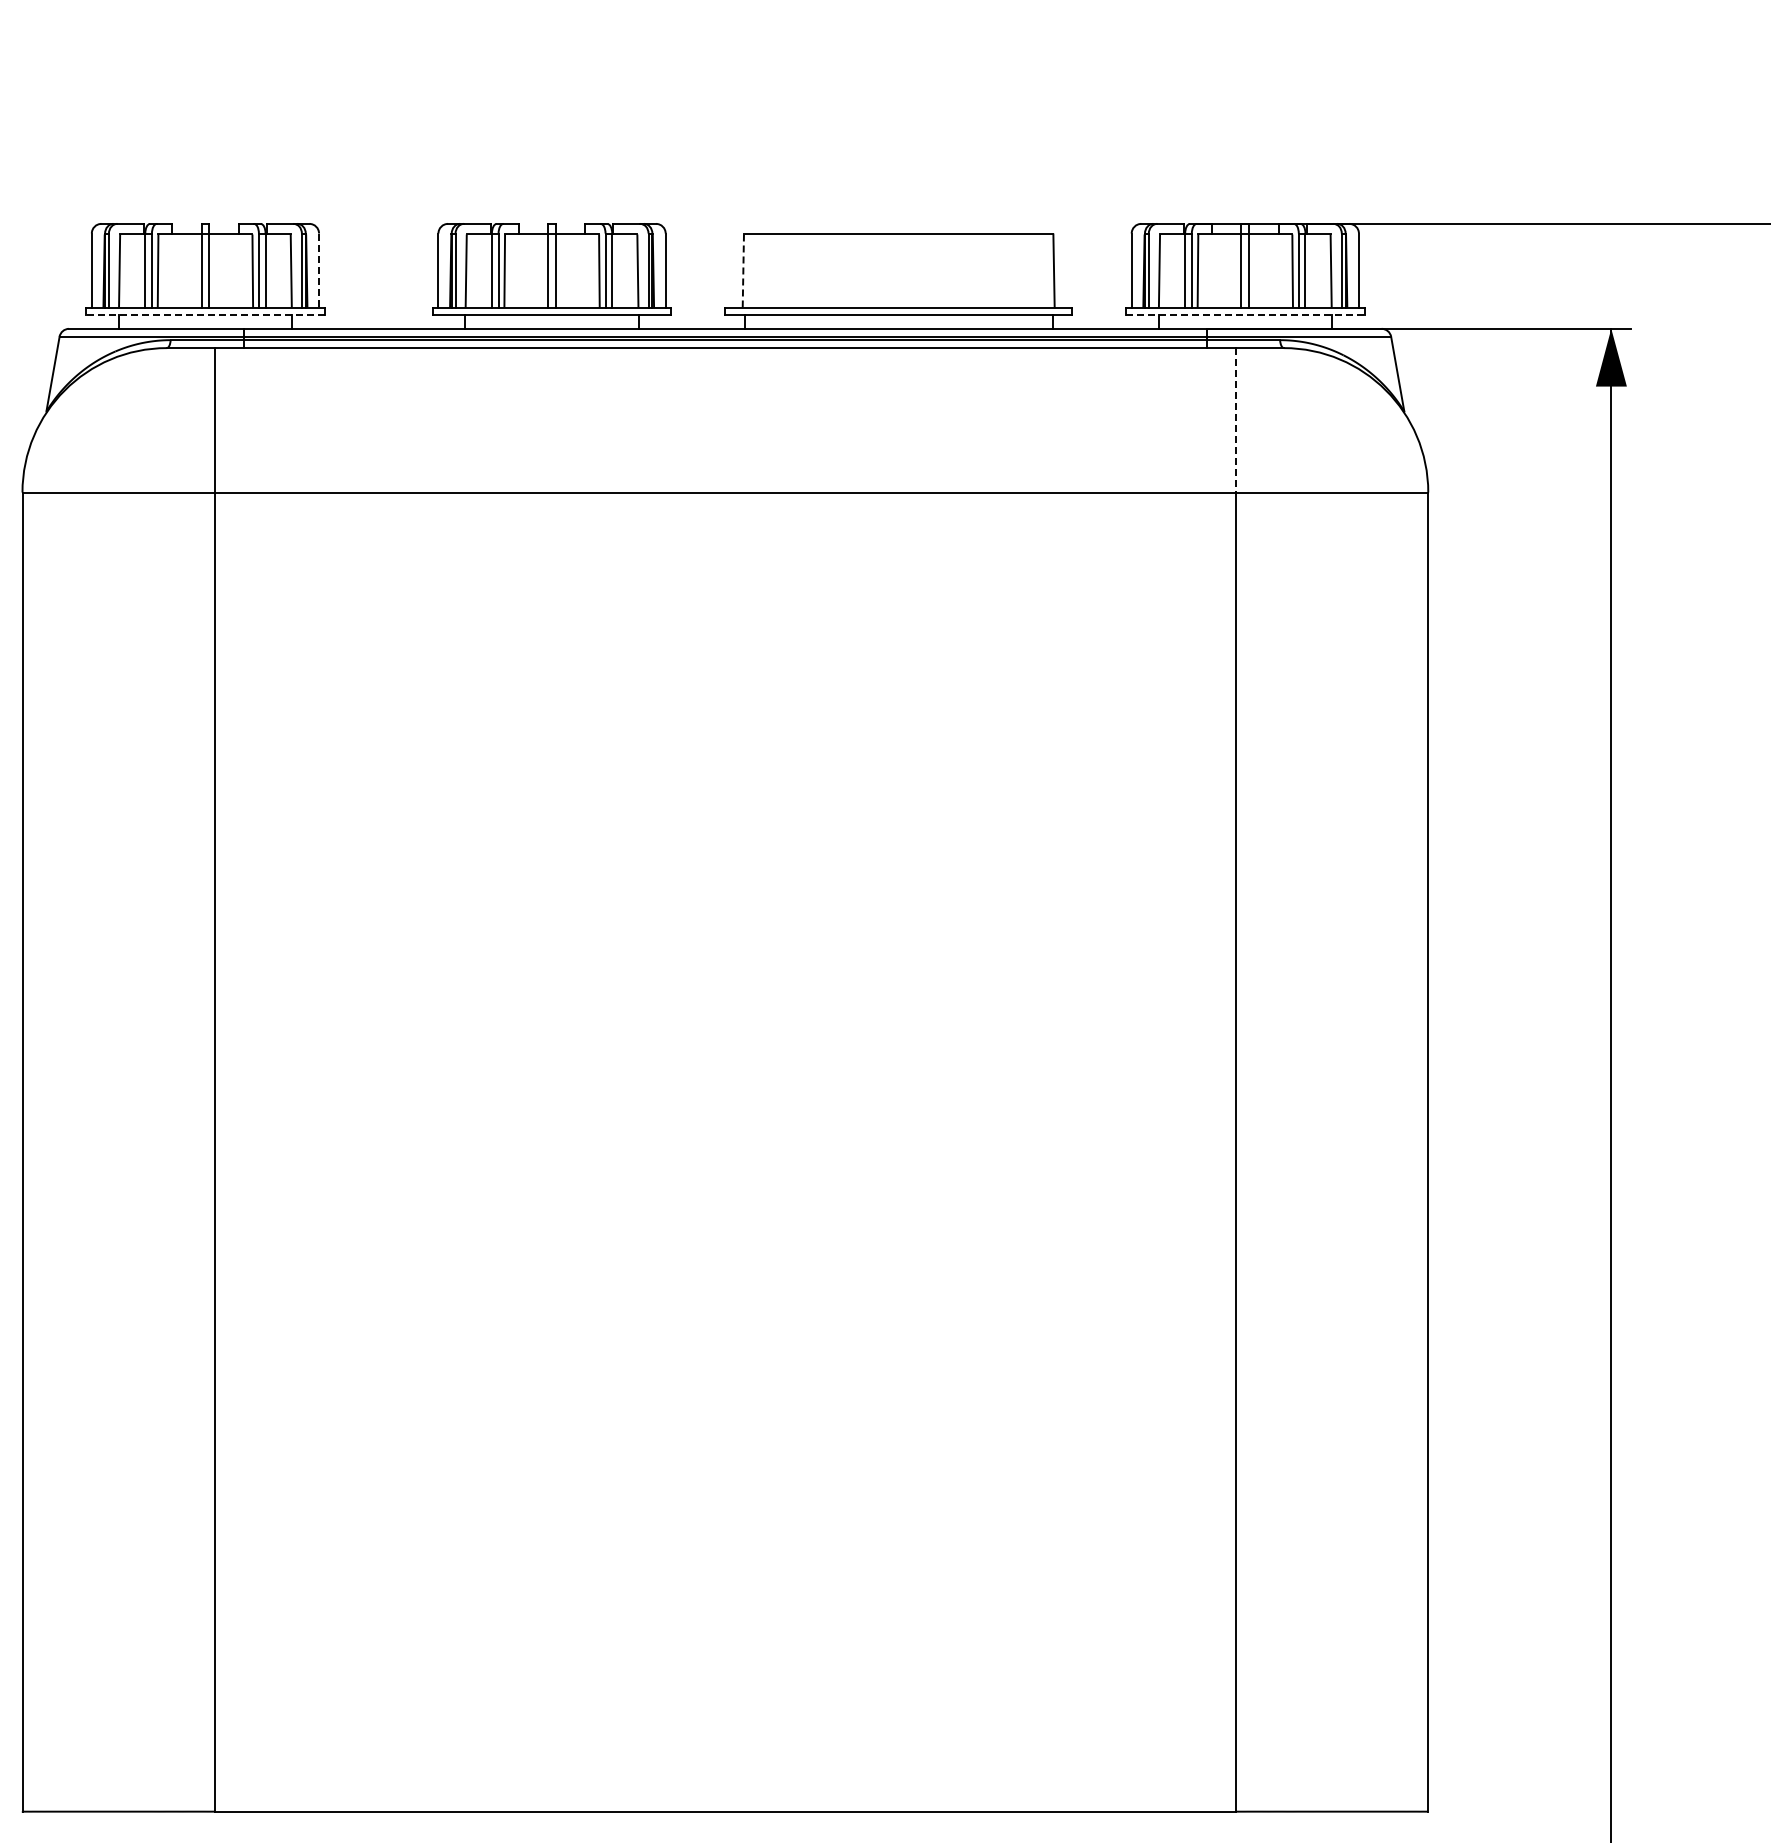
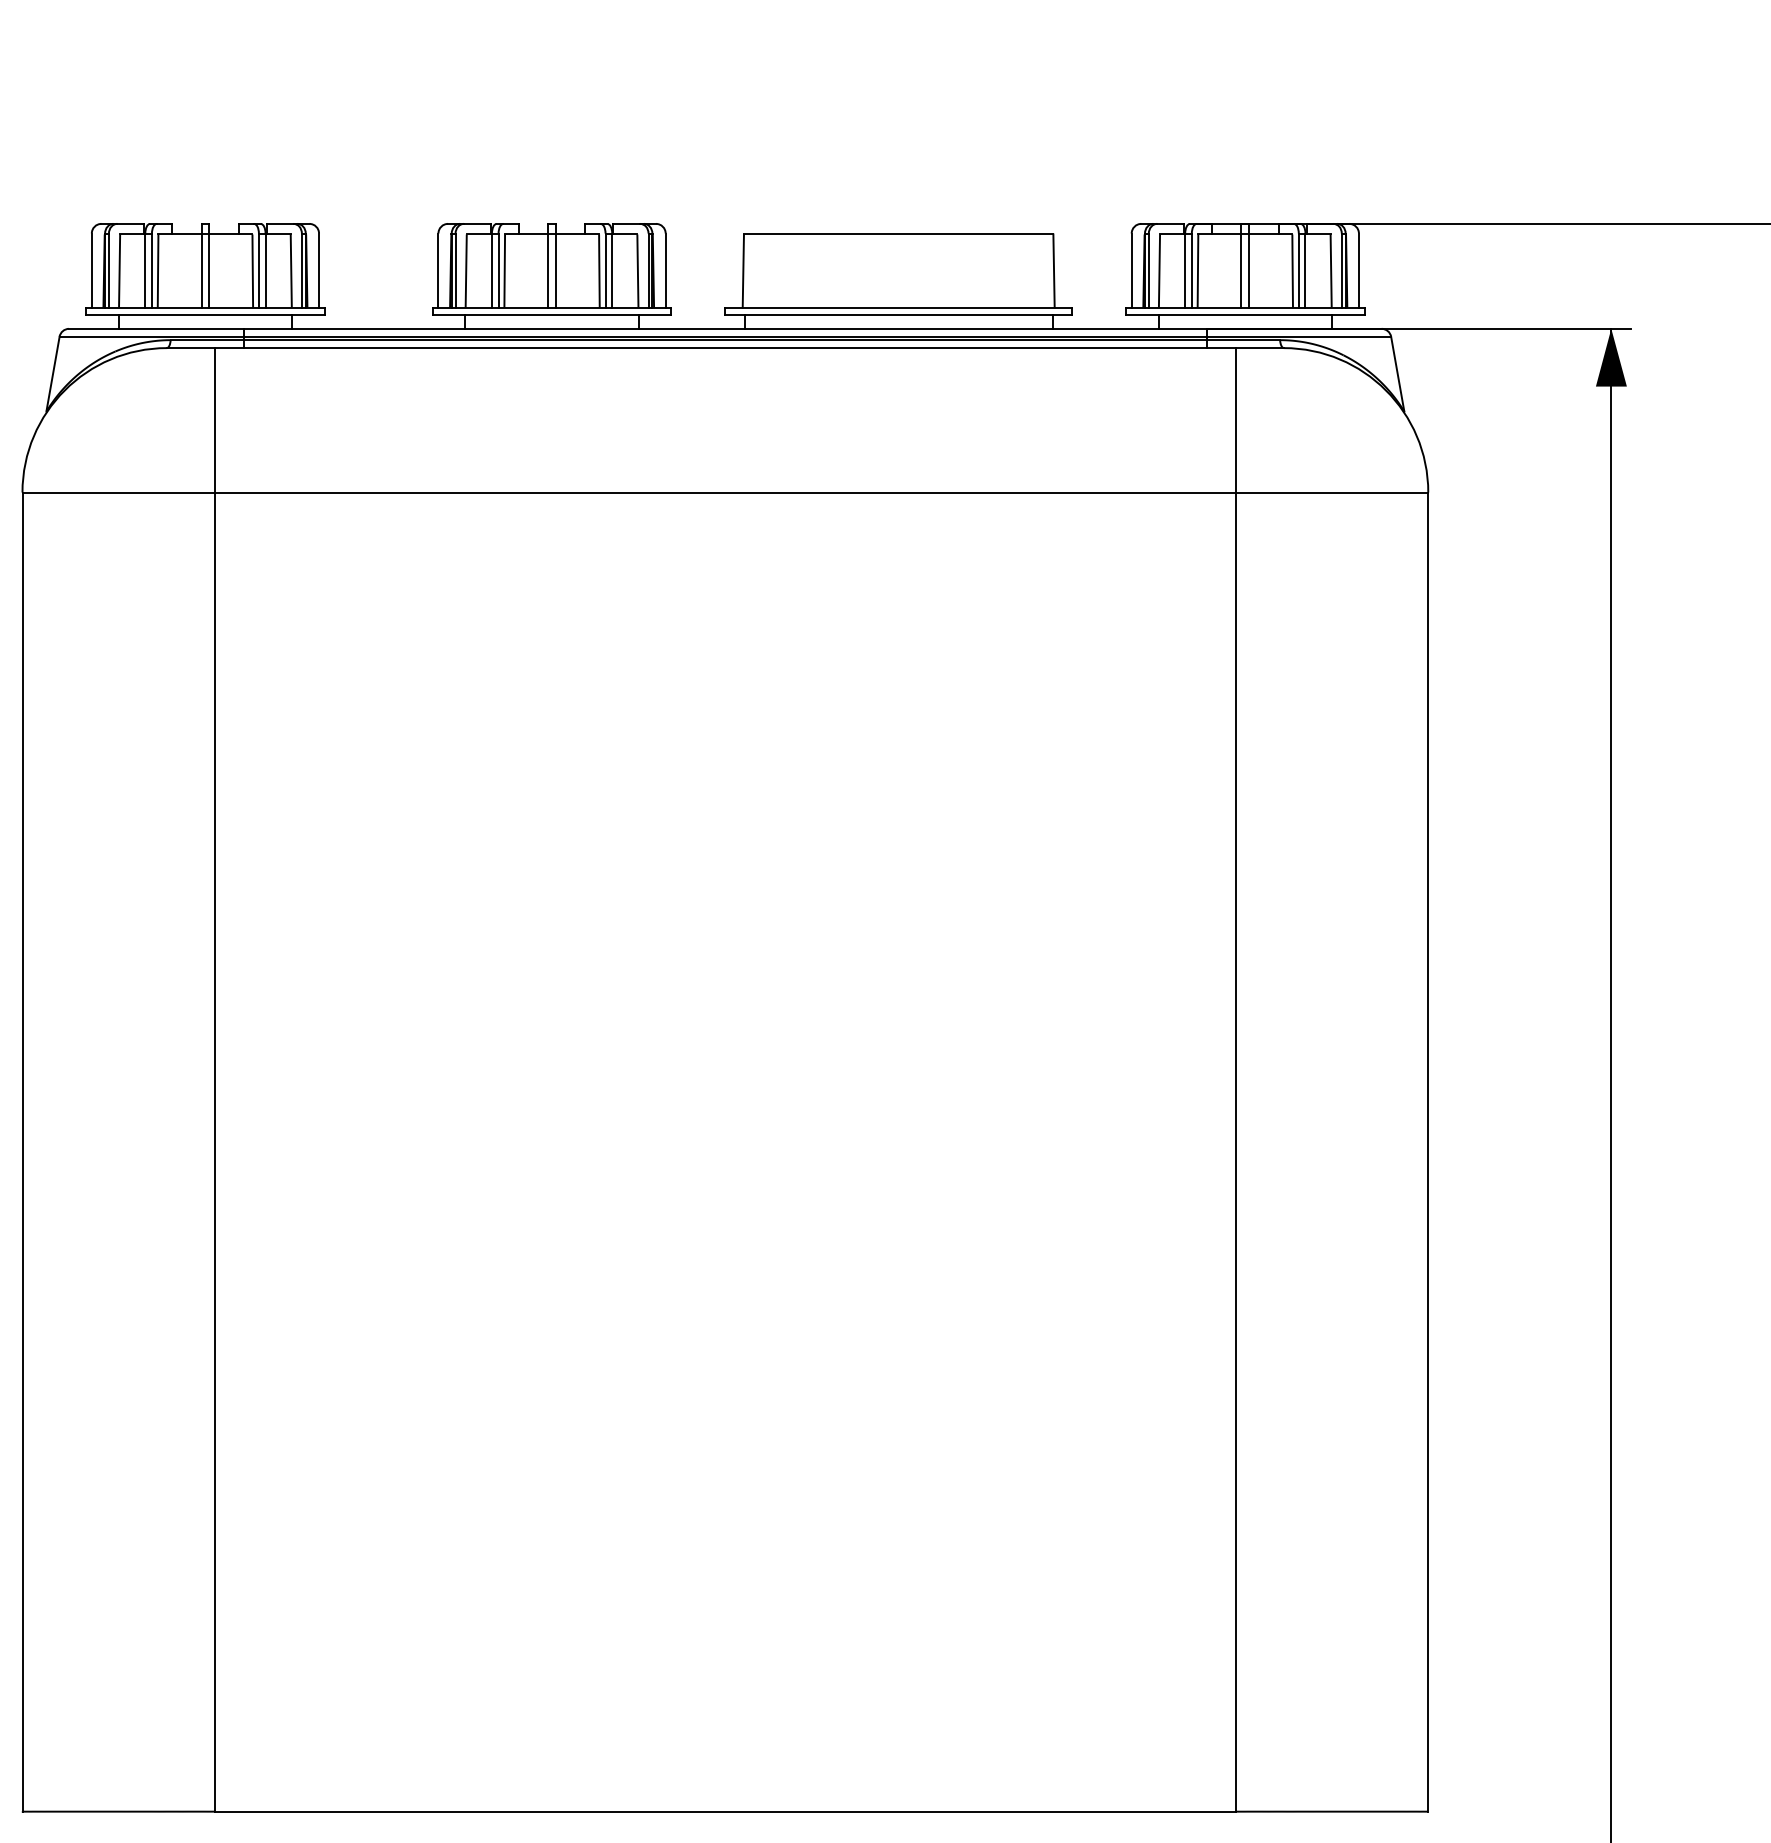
line: dashed -> solid (319, 271)
line: dashed -> solid (743, 271)
line: dashed -> solid (204, 315)
line: dashed -> solid (1245, 315)
line: dashed -> solid (1235, 420)
